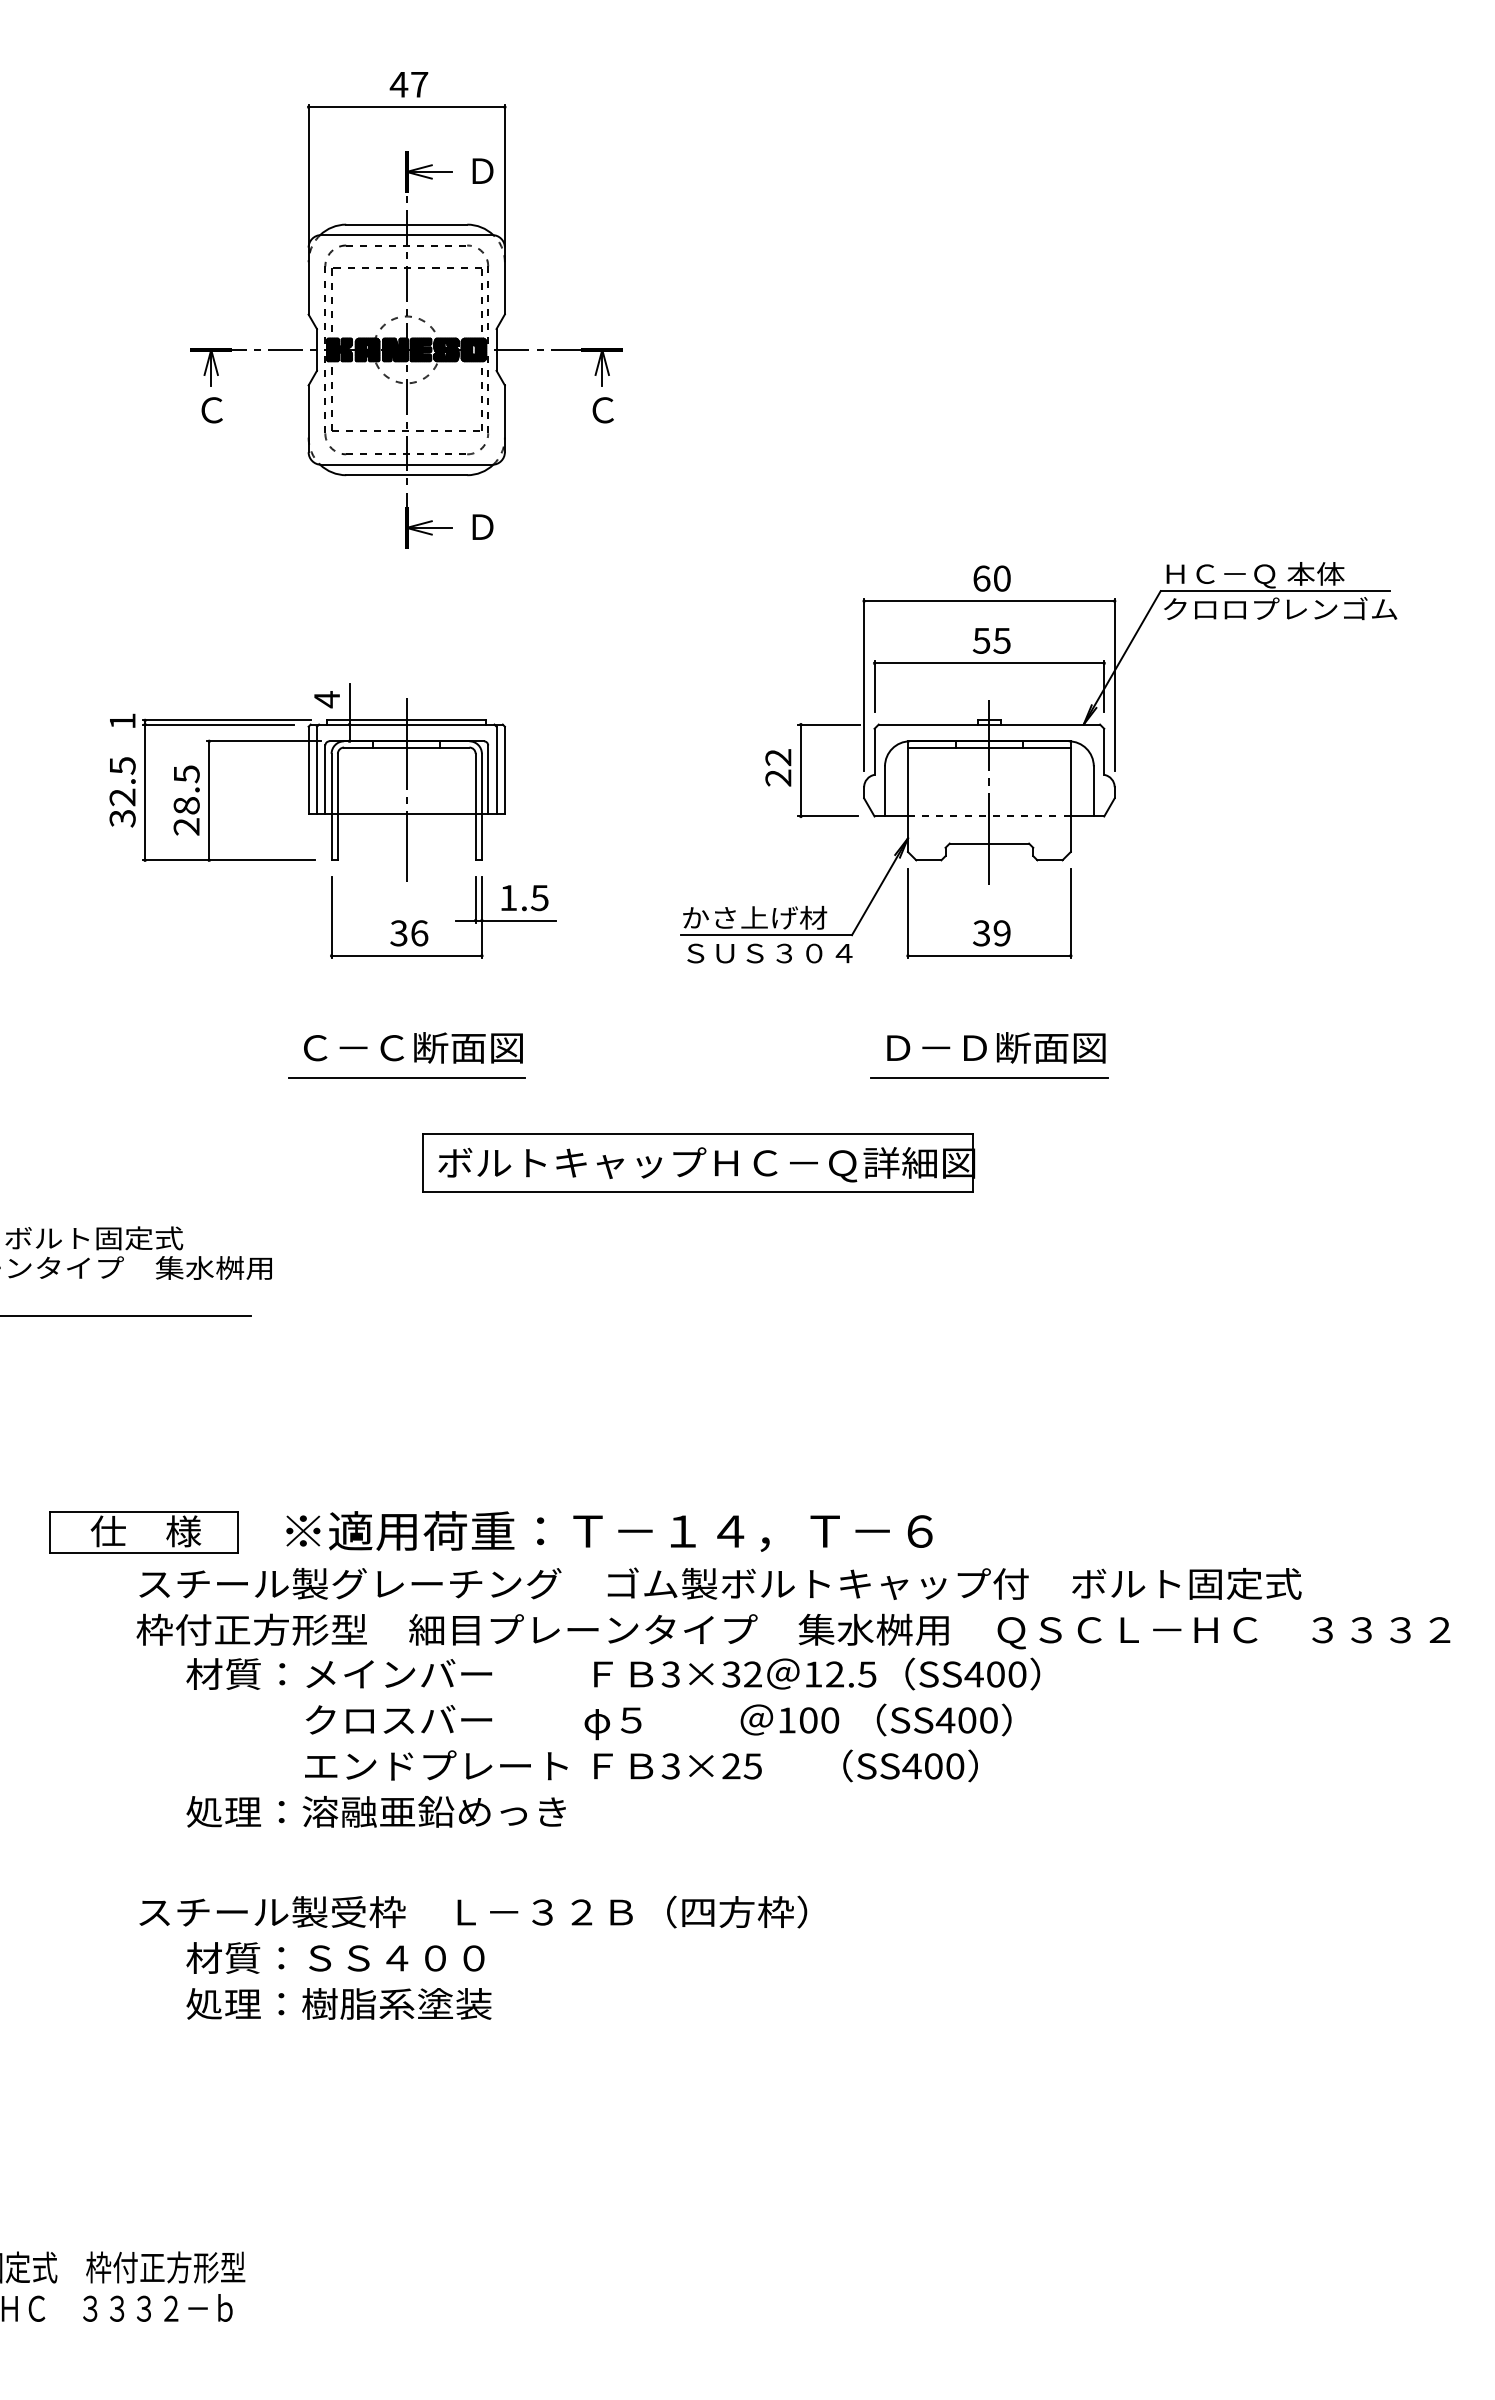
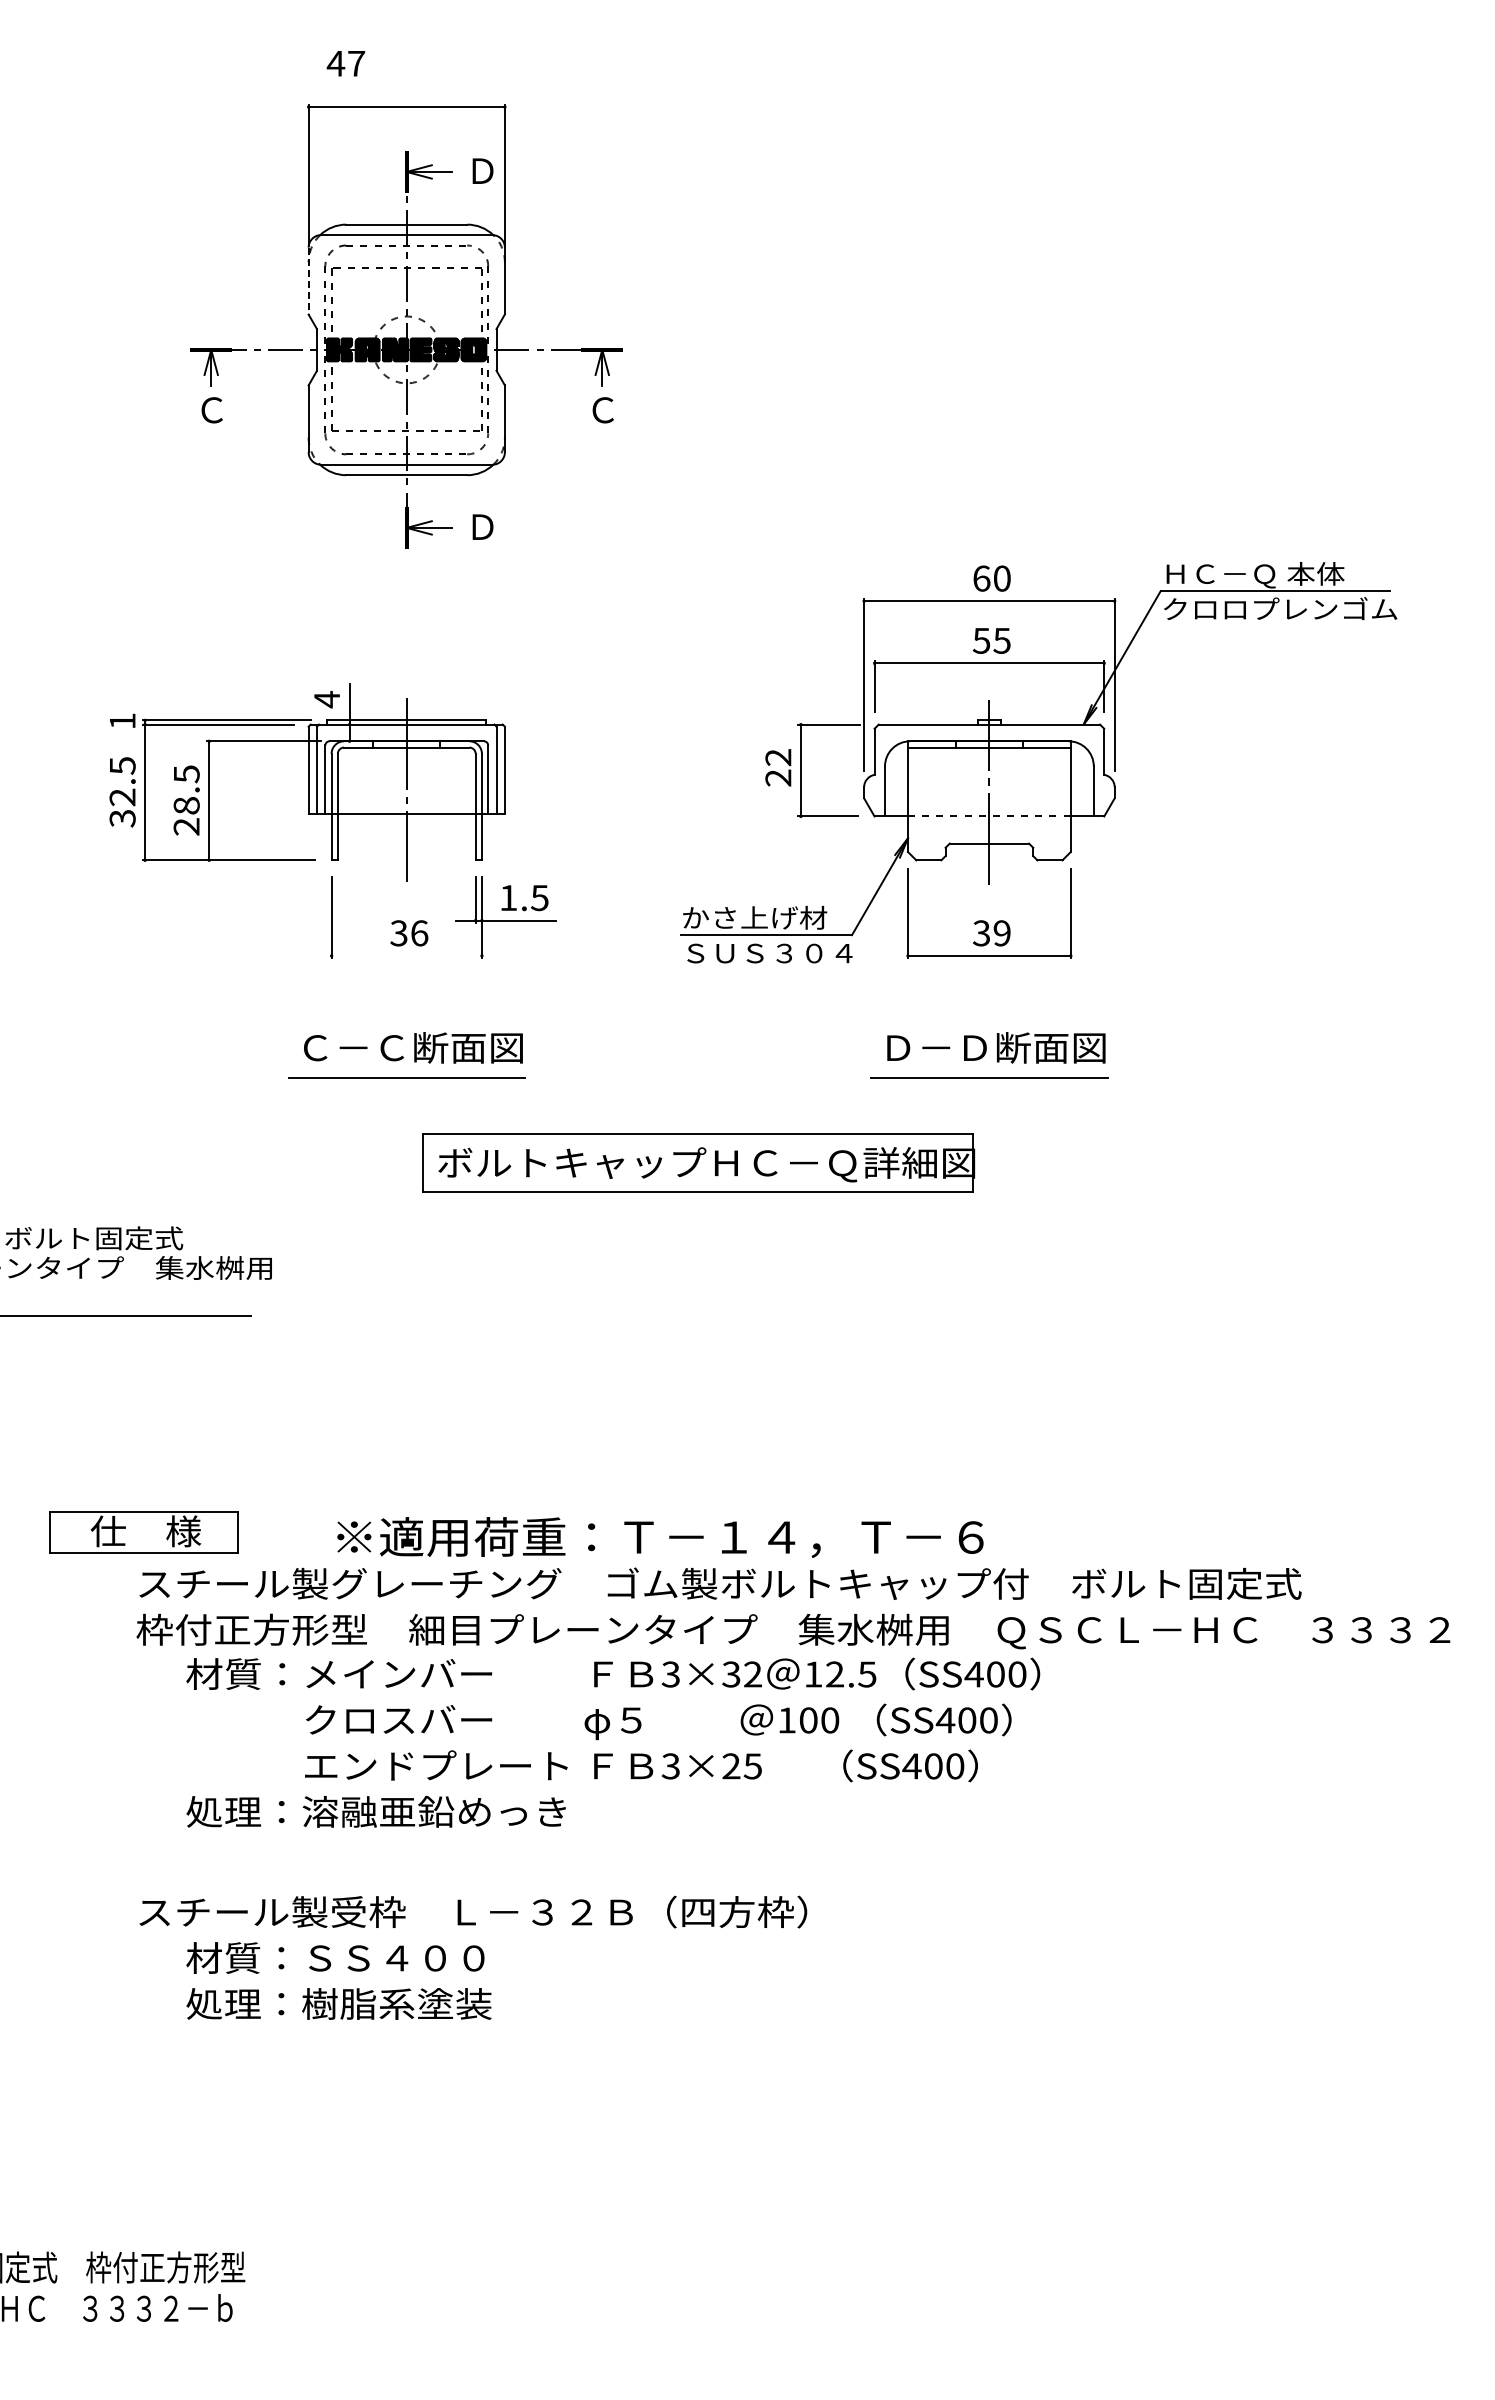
text position: (408, 84) -> (345, 63) (345, 63)
line: solid -> dashed (308, 281)
line: present -> none (406, 955)
text position: (609, 1531) -> (660, 1537) (660, 1537)
